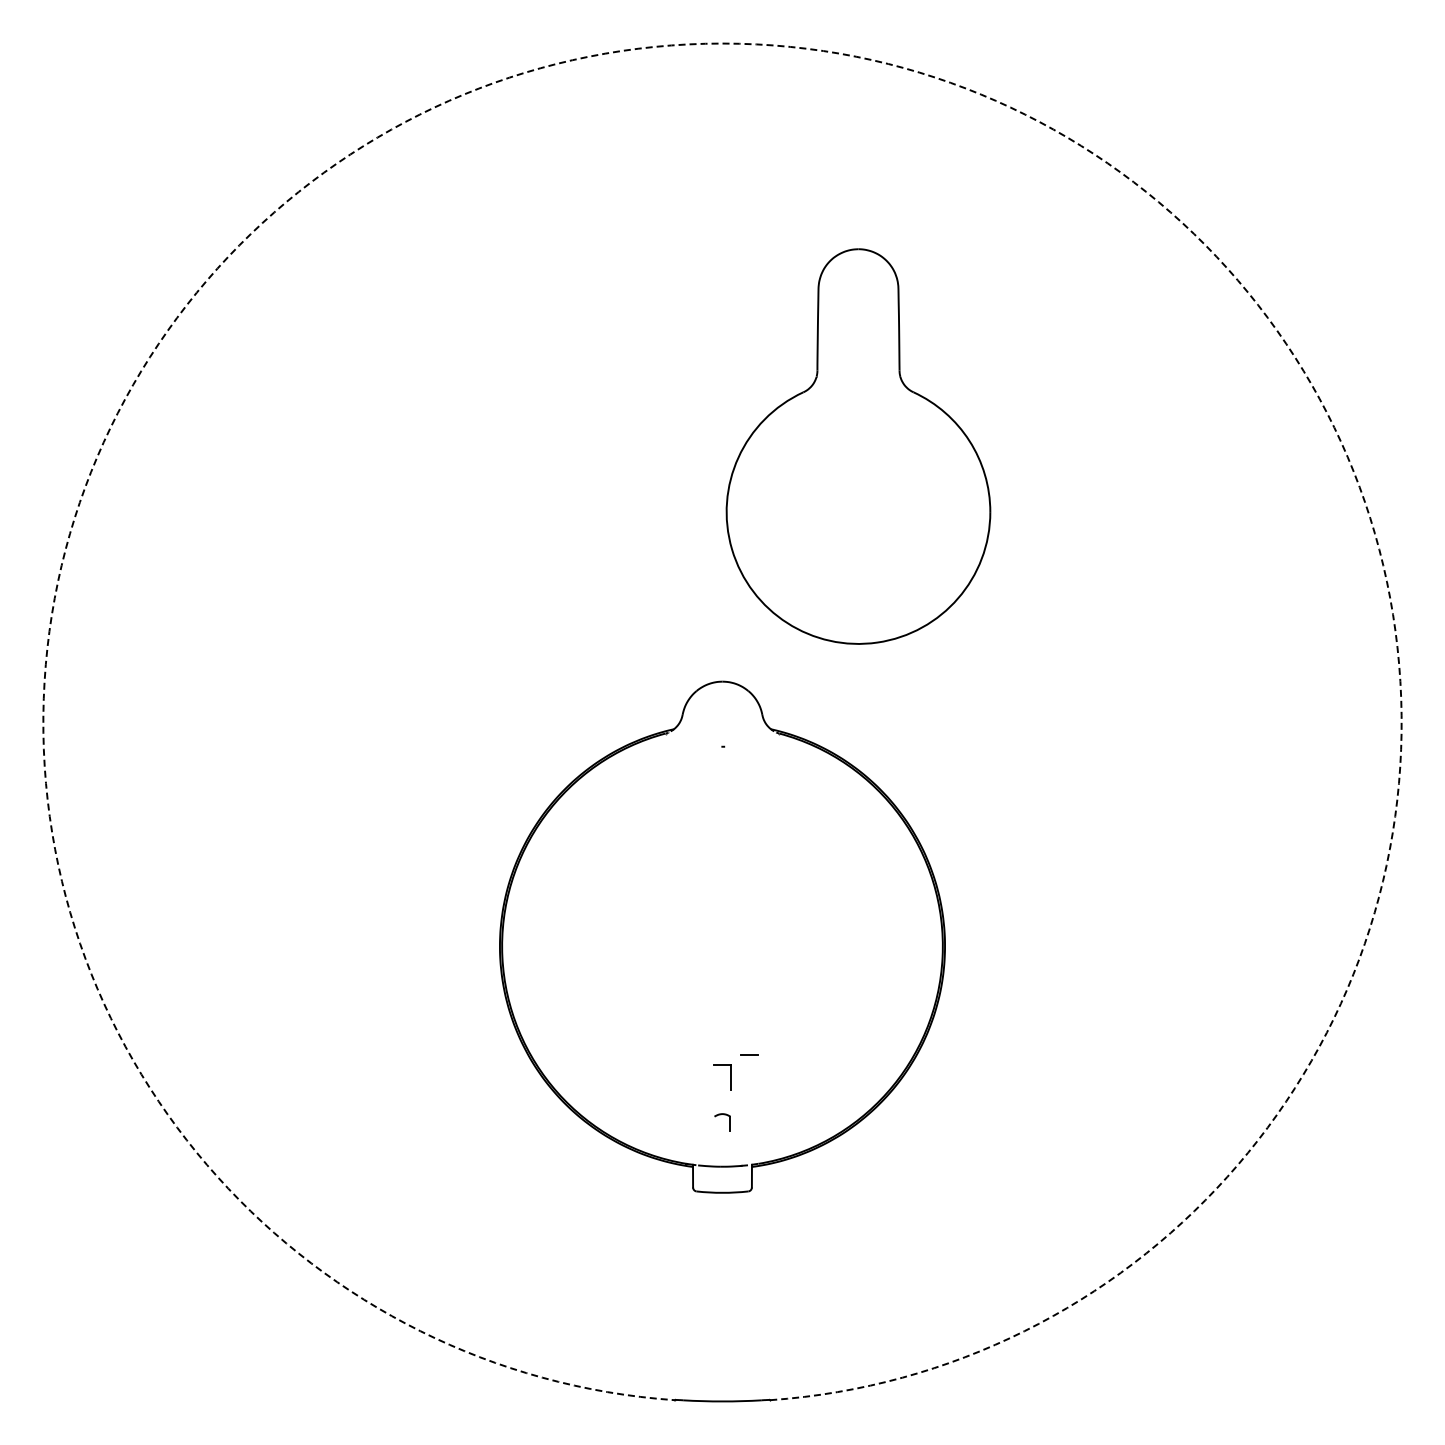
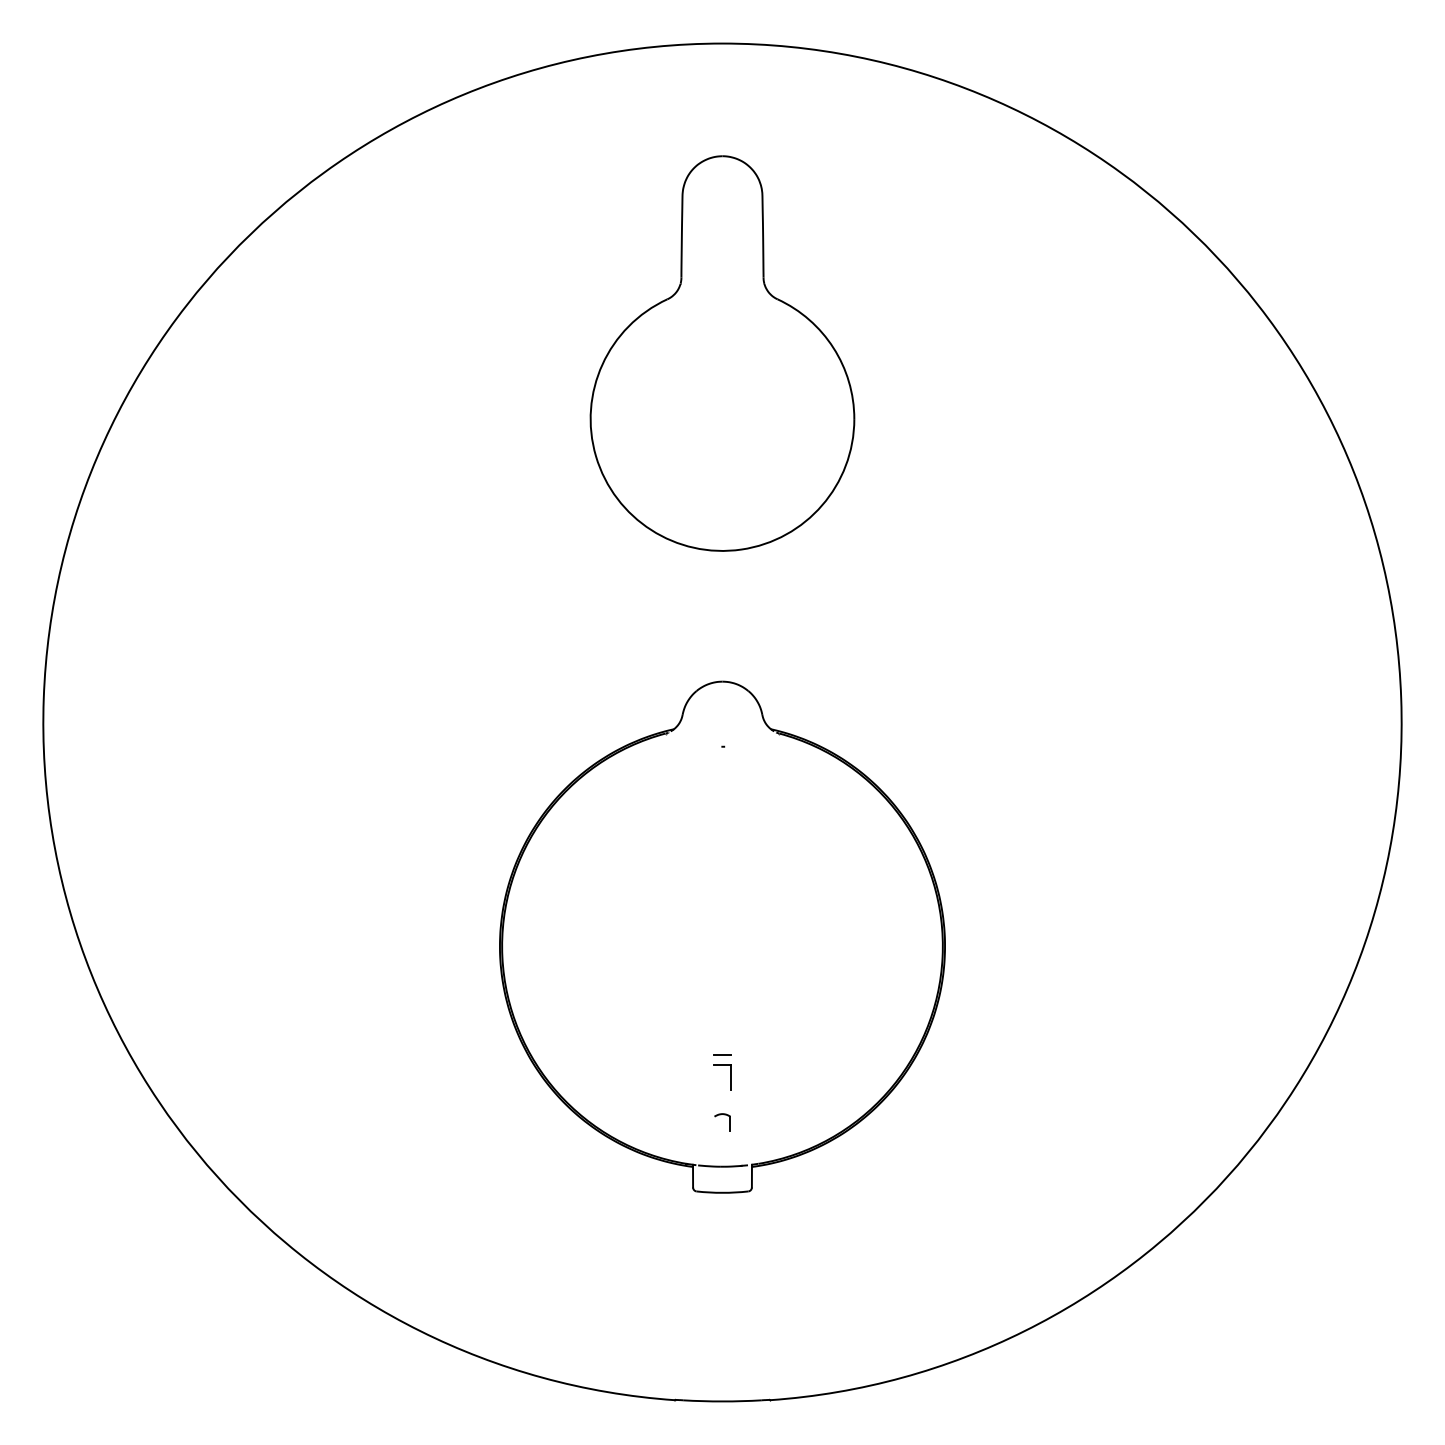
arc: dashed -> solid (722, 43)
part position: (858, 446) -> (722, 353) (722, 353)
line position: (749, 1054) -> (722, 1054) (722, 1054)
